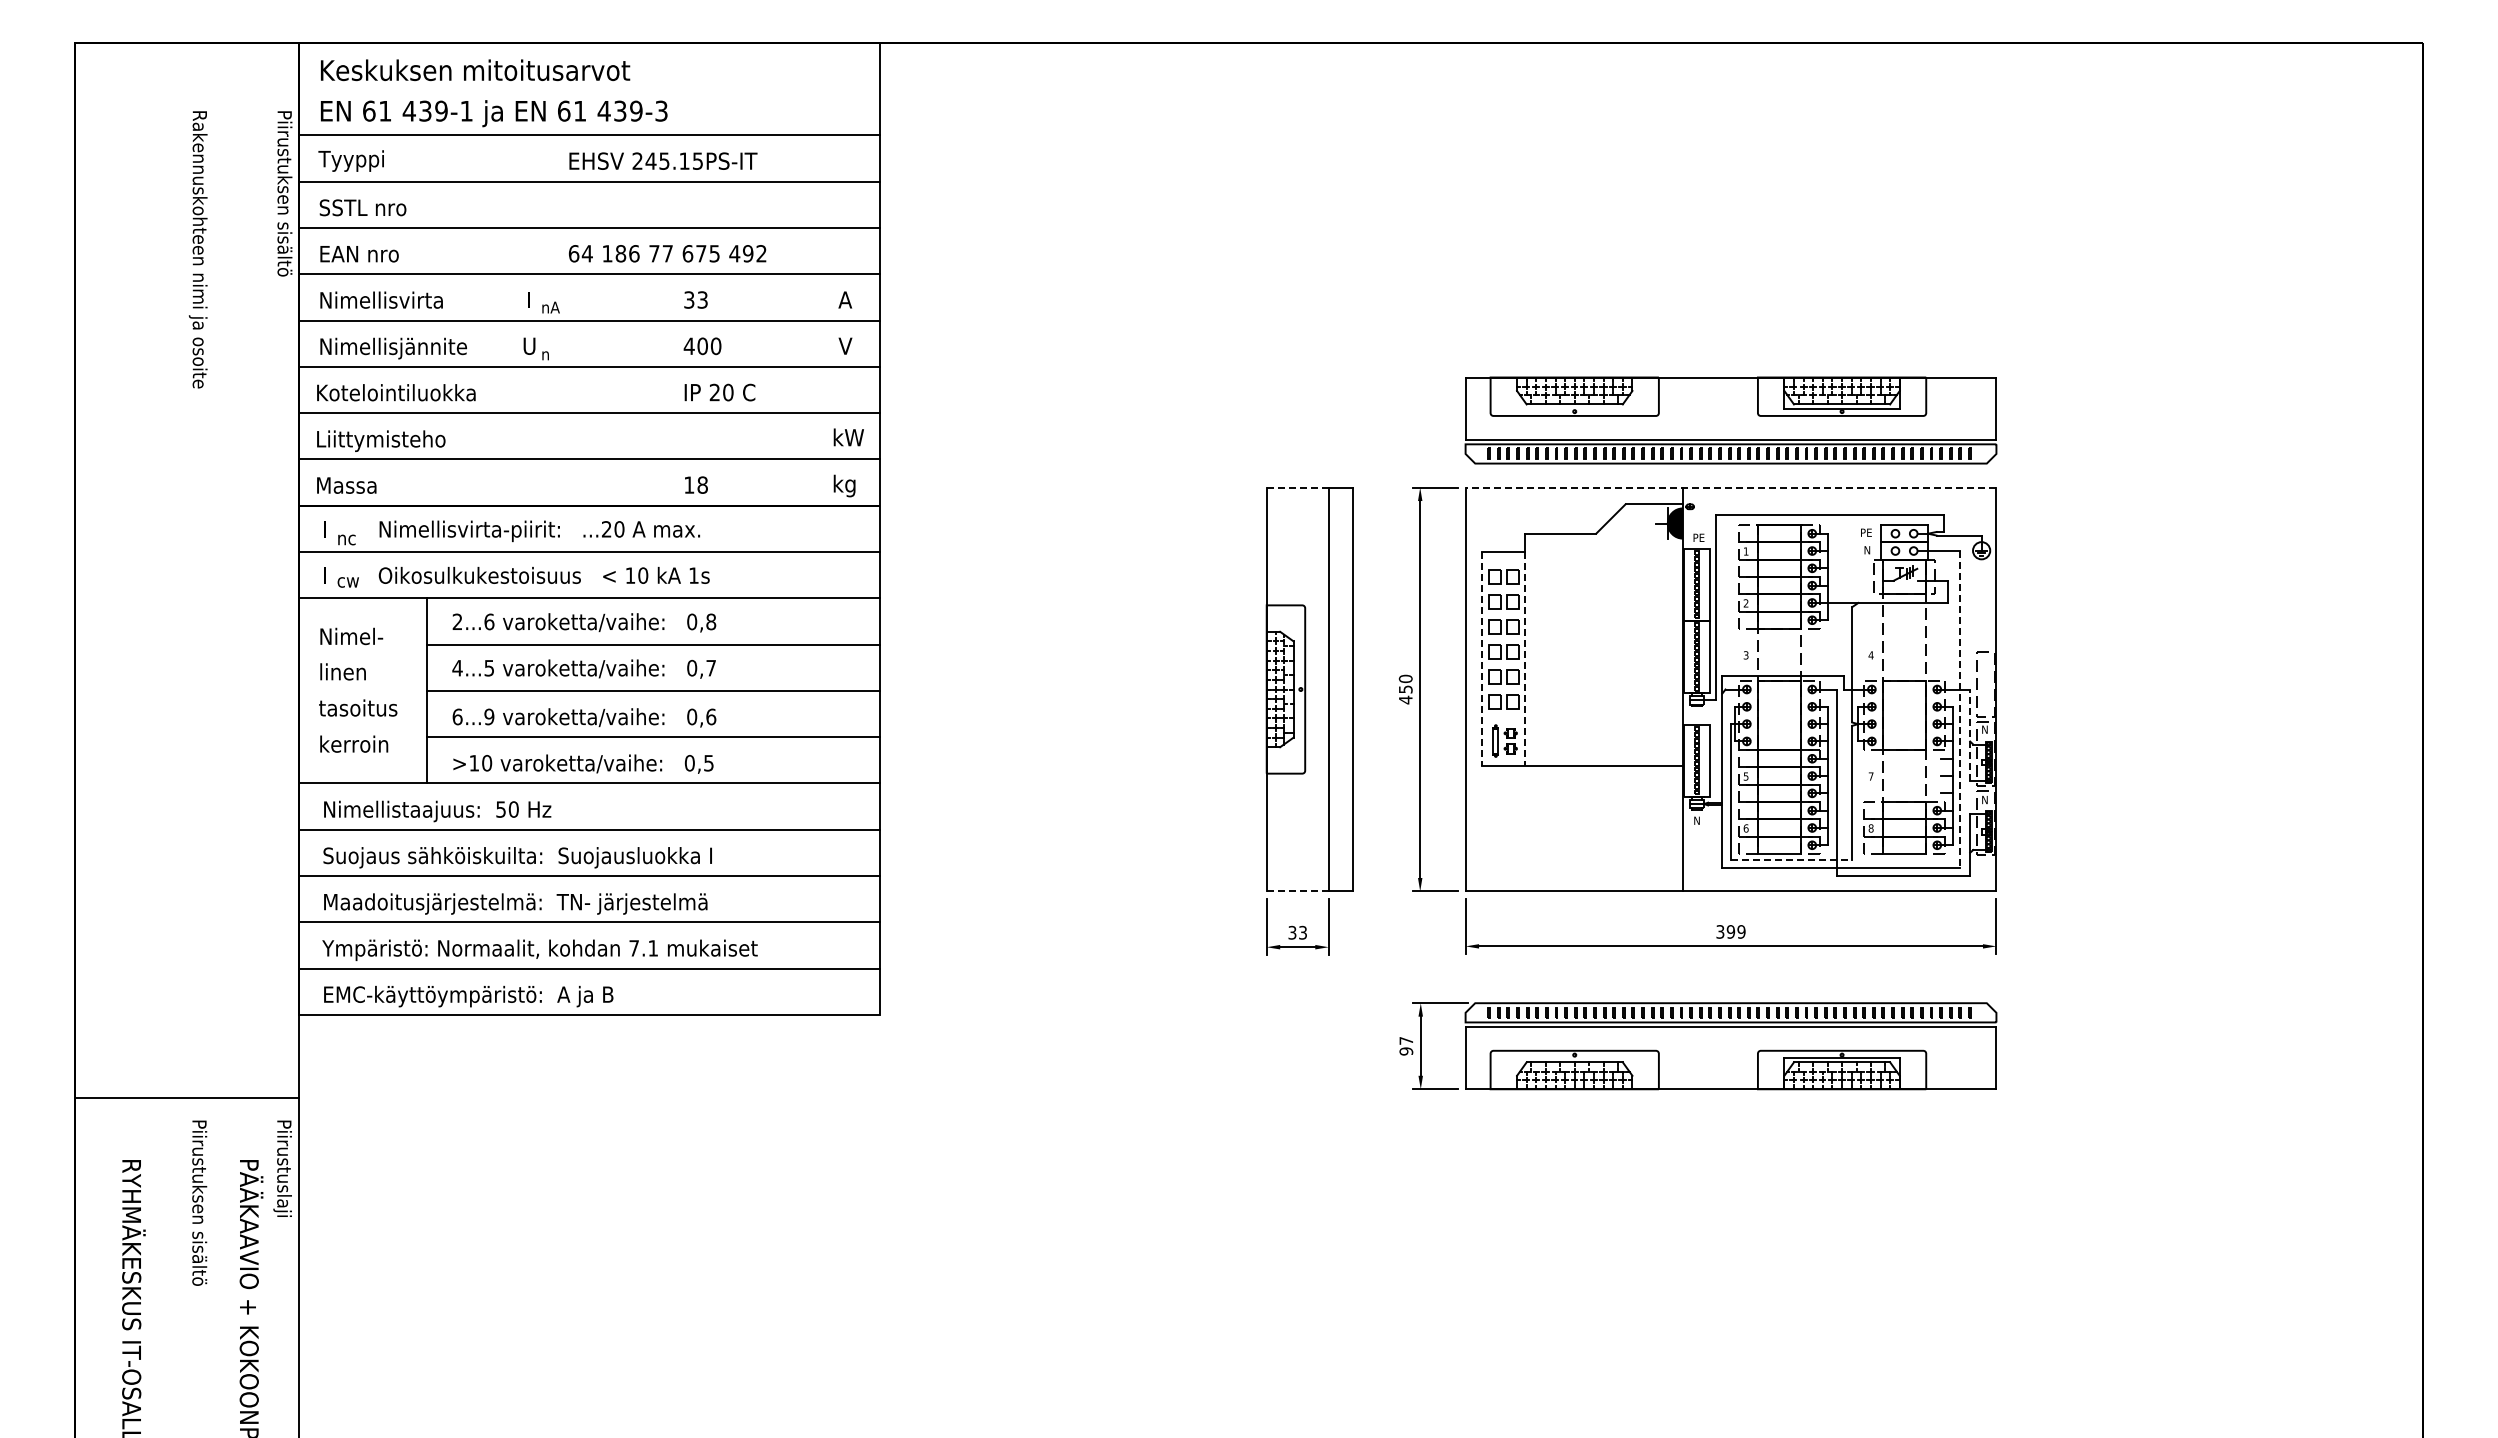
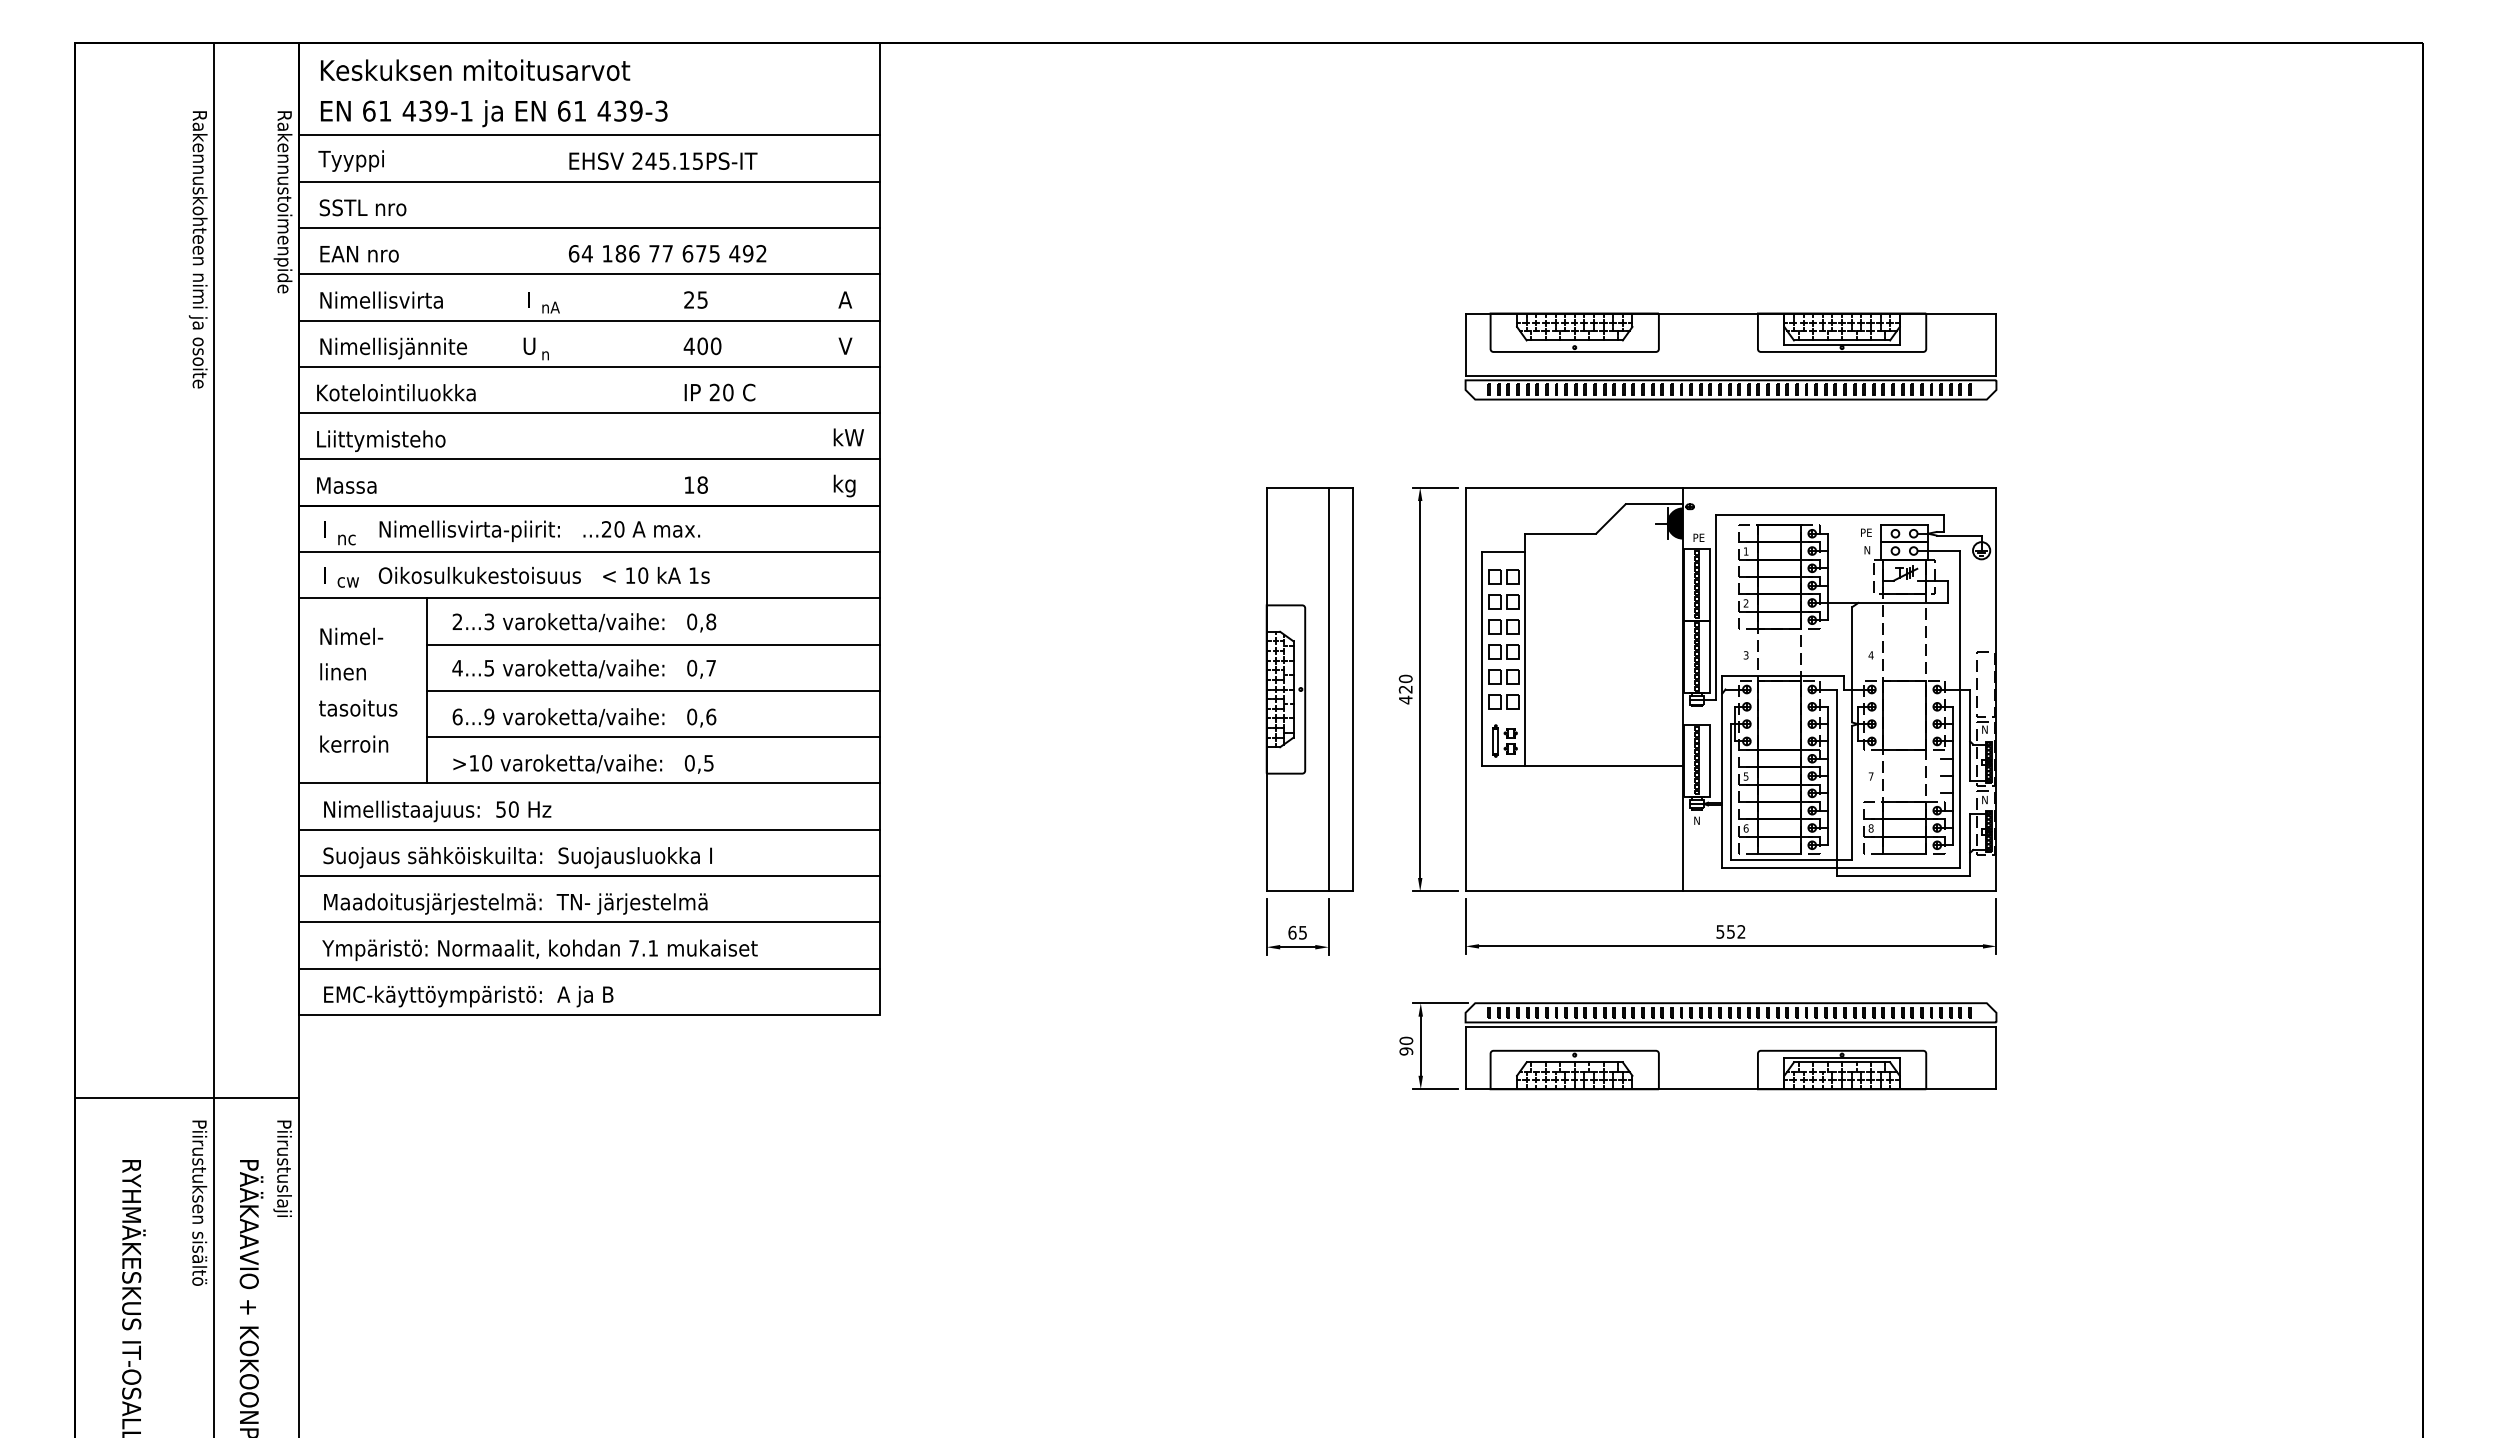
text: Piirustuksen sisältö^J -> Rakennustoimenpide (282, 203)
text: 33 -> 25 (695, 299)
part position: (1730, 420) -> (1730, 356) (1730, 356)
line: dashed -> solid (1297, 487)
line: dashed -> solid (1730, 487)
text: 2...6 -> 2...3 (489, 621)
line: dashed -> solid (1482, 659)
line: dashed -> solid (1525, 659)
text: 450 -> 420 (1405, 689)
line: dashed -> solid (1960, 709)
line: dashed -> solid (1970, 735)
line: none -> present (214, 738)
line: dashed -> solid (1791, 859)
line: dashed -> solid (1298, 891)
text: 399 -> 552 (1730, 931)
text: 33 -> 65 (1297, 932)
text: 97 -> 90 (1406, 1040)
